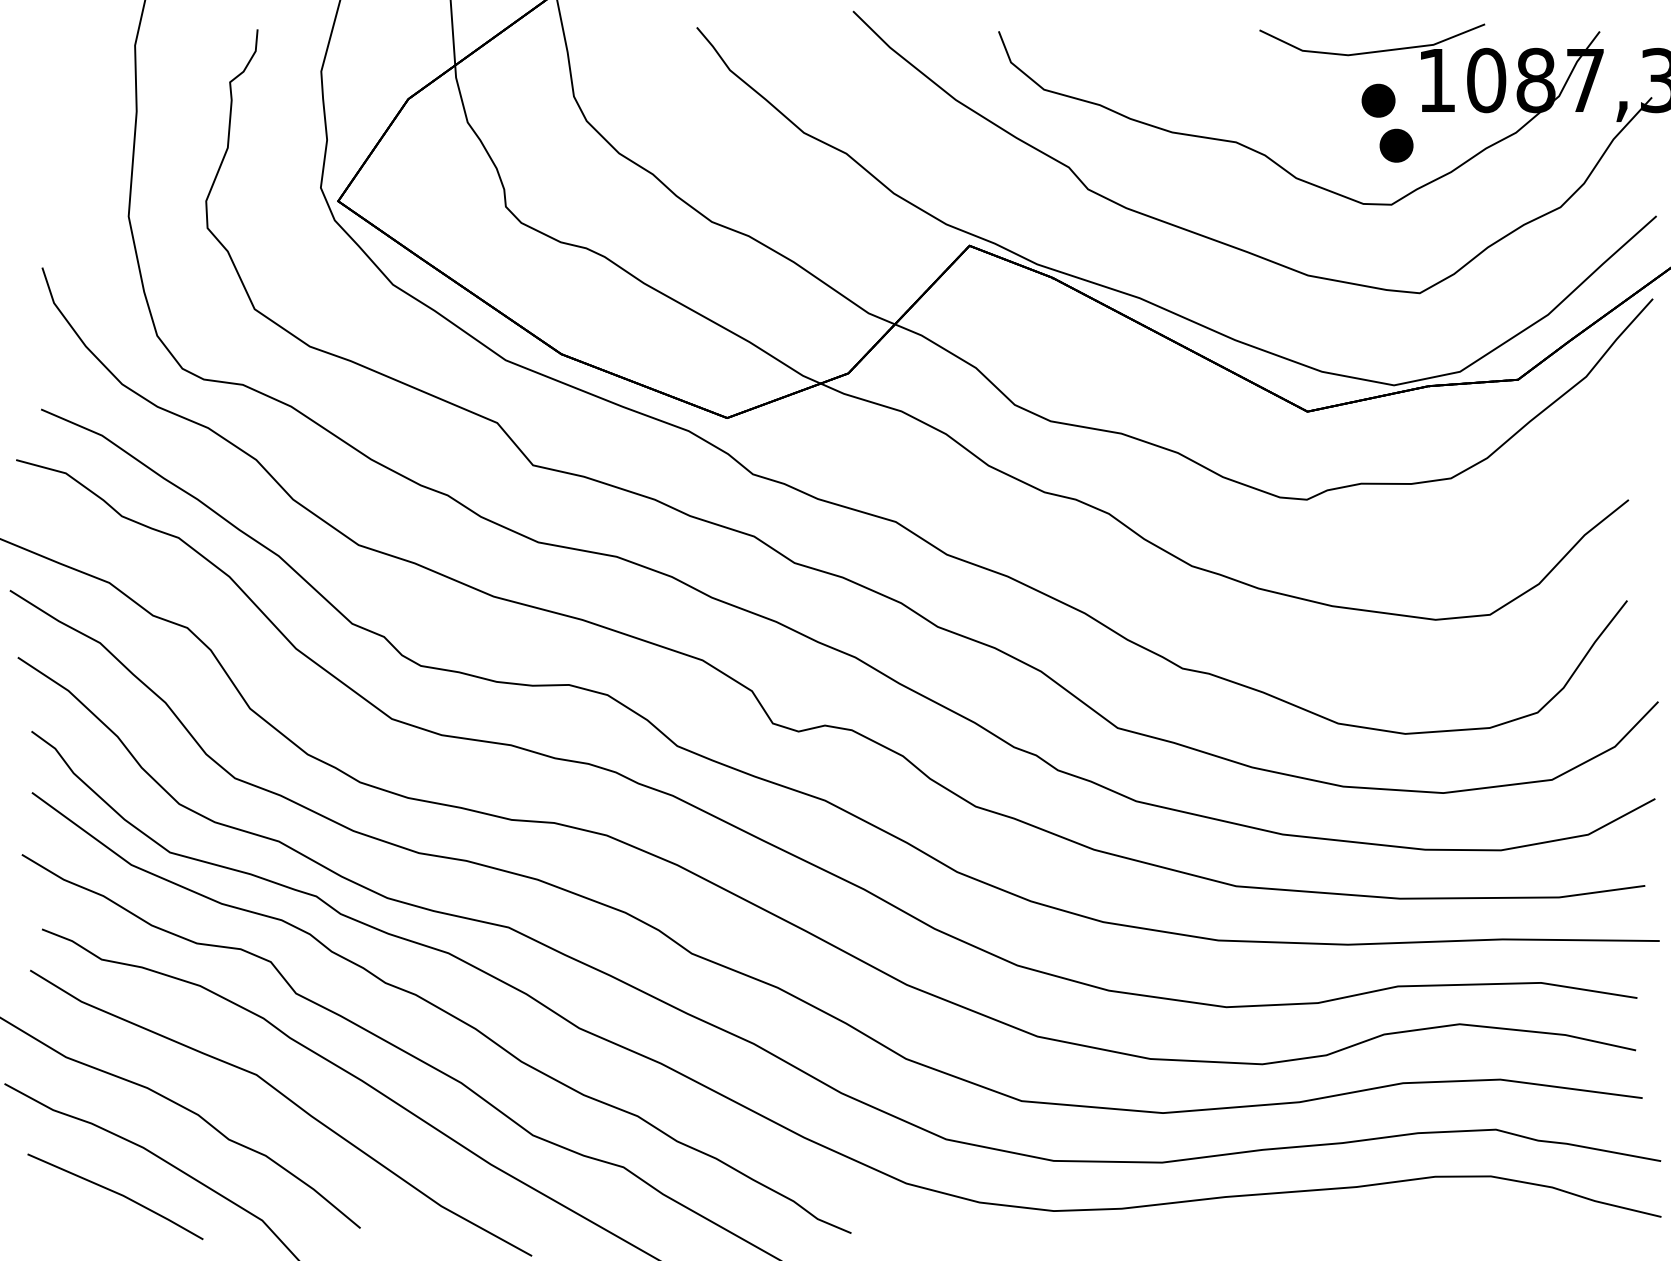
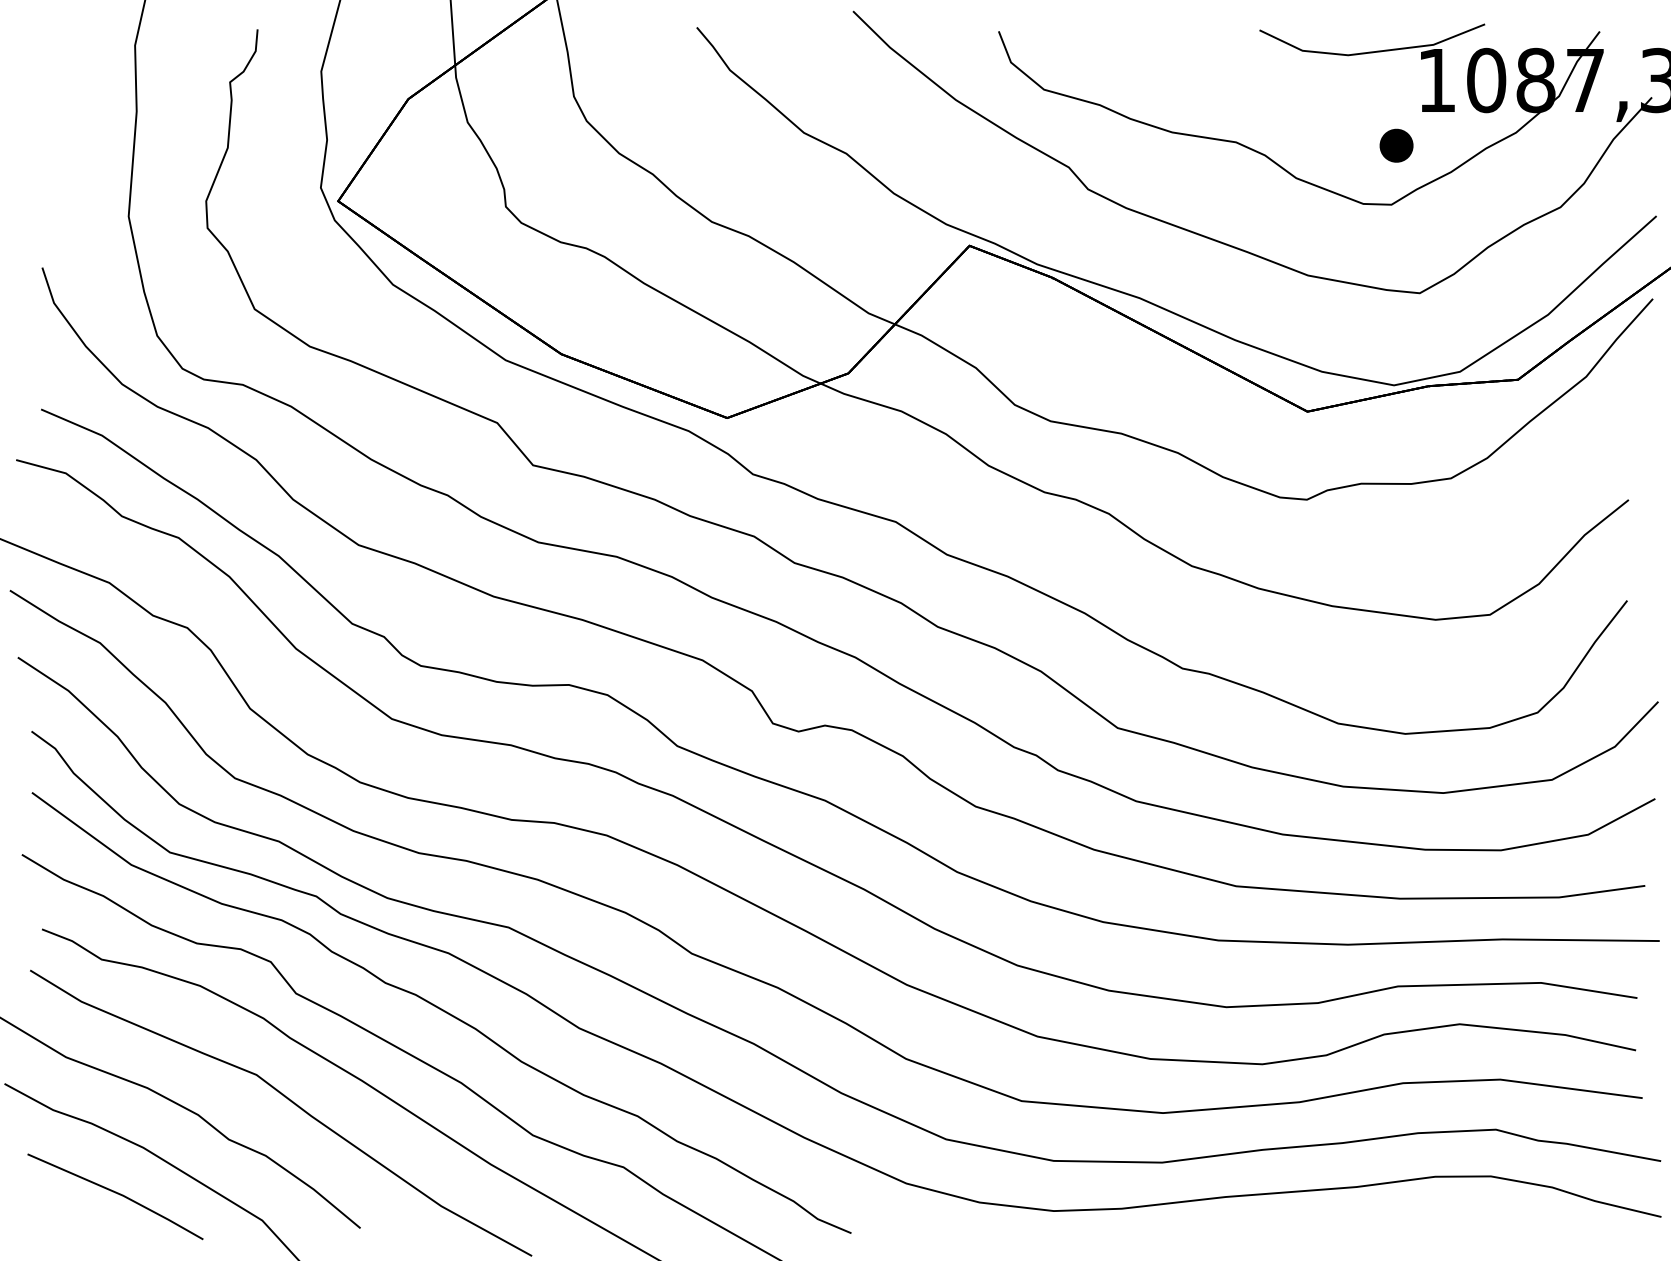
part: present -> none (1378, 100)
